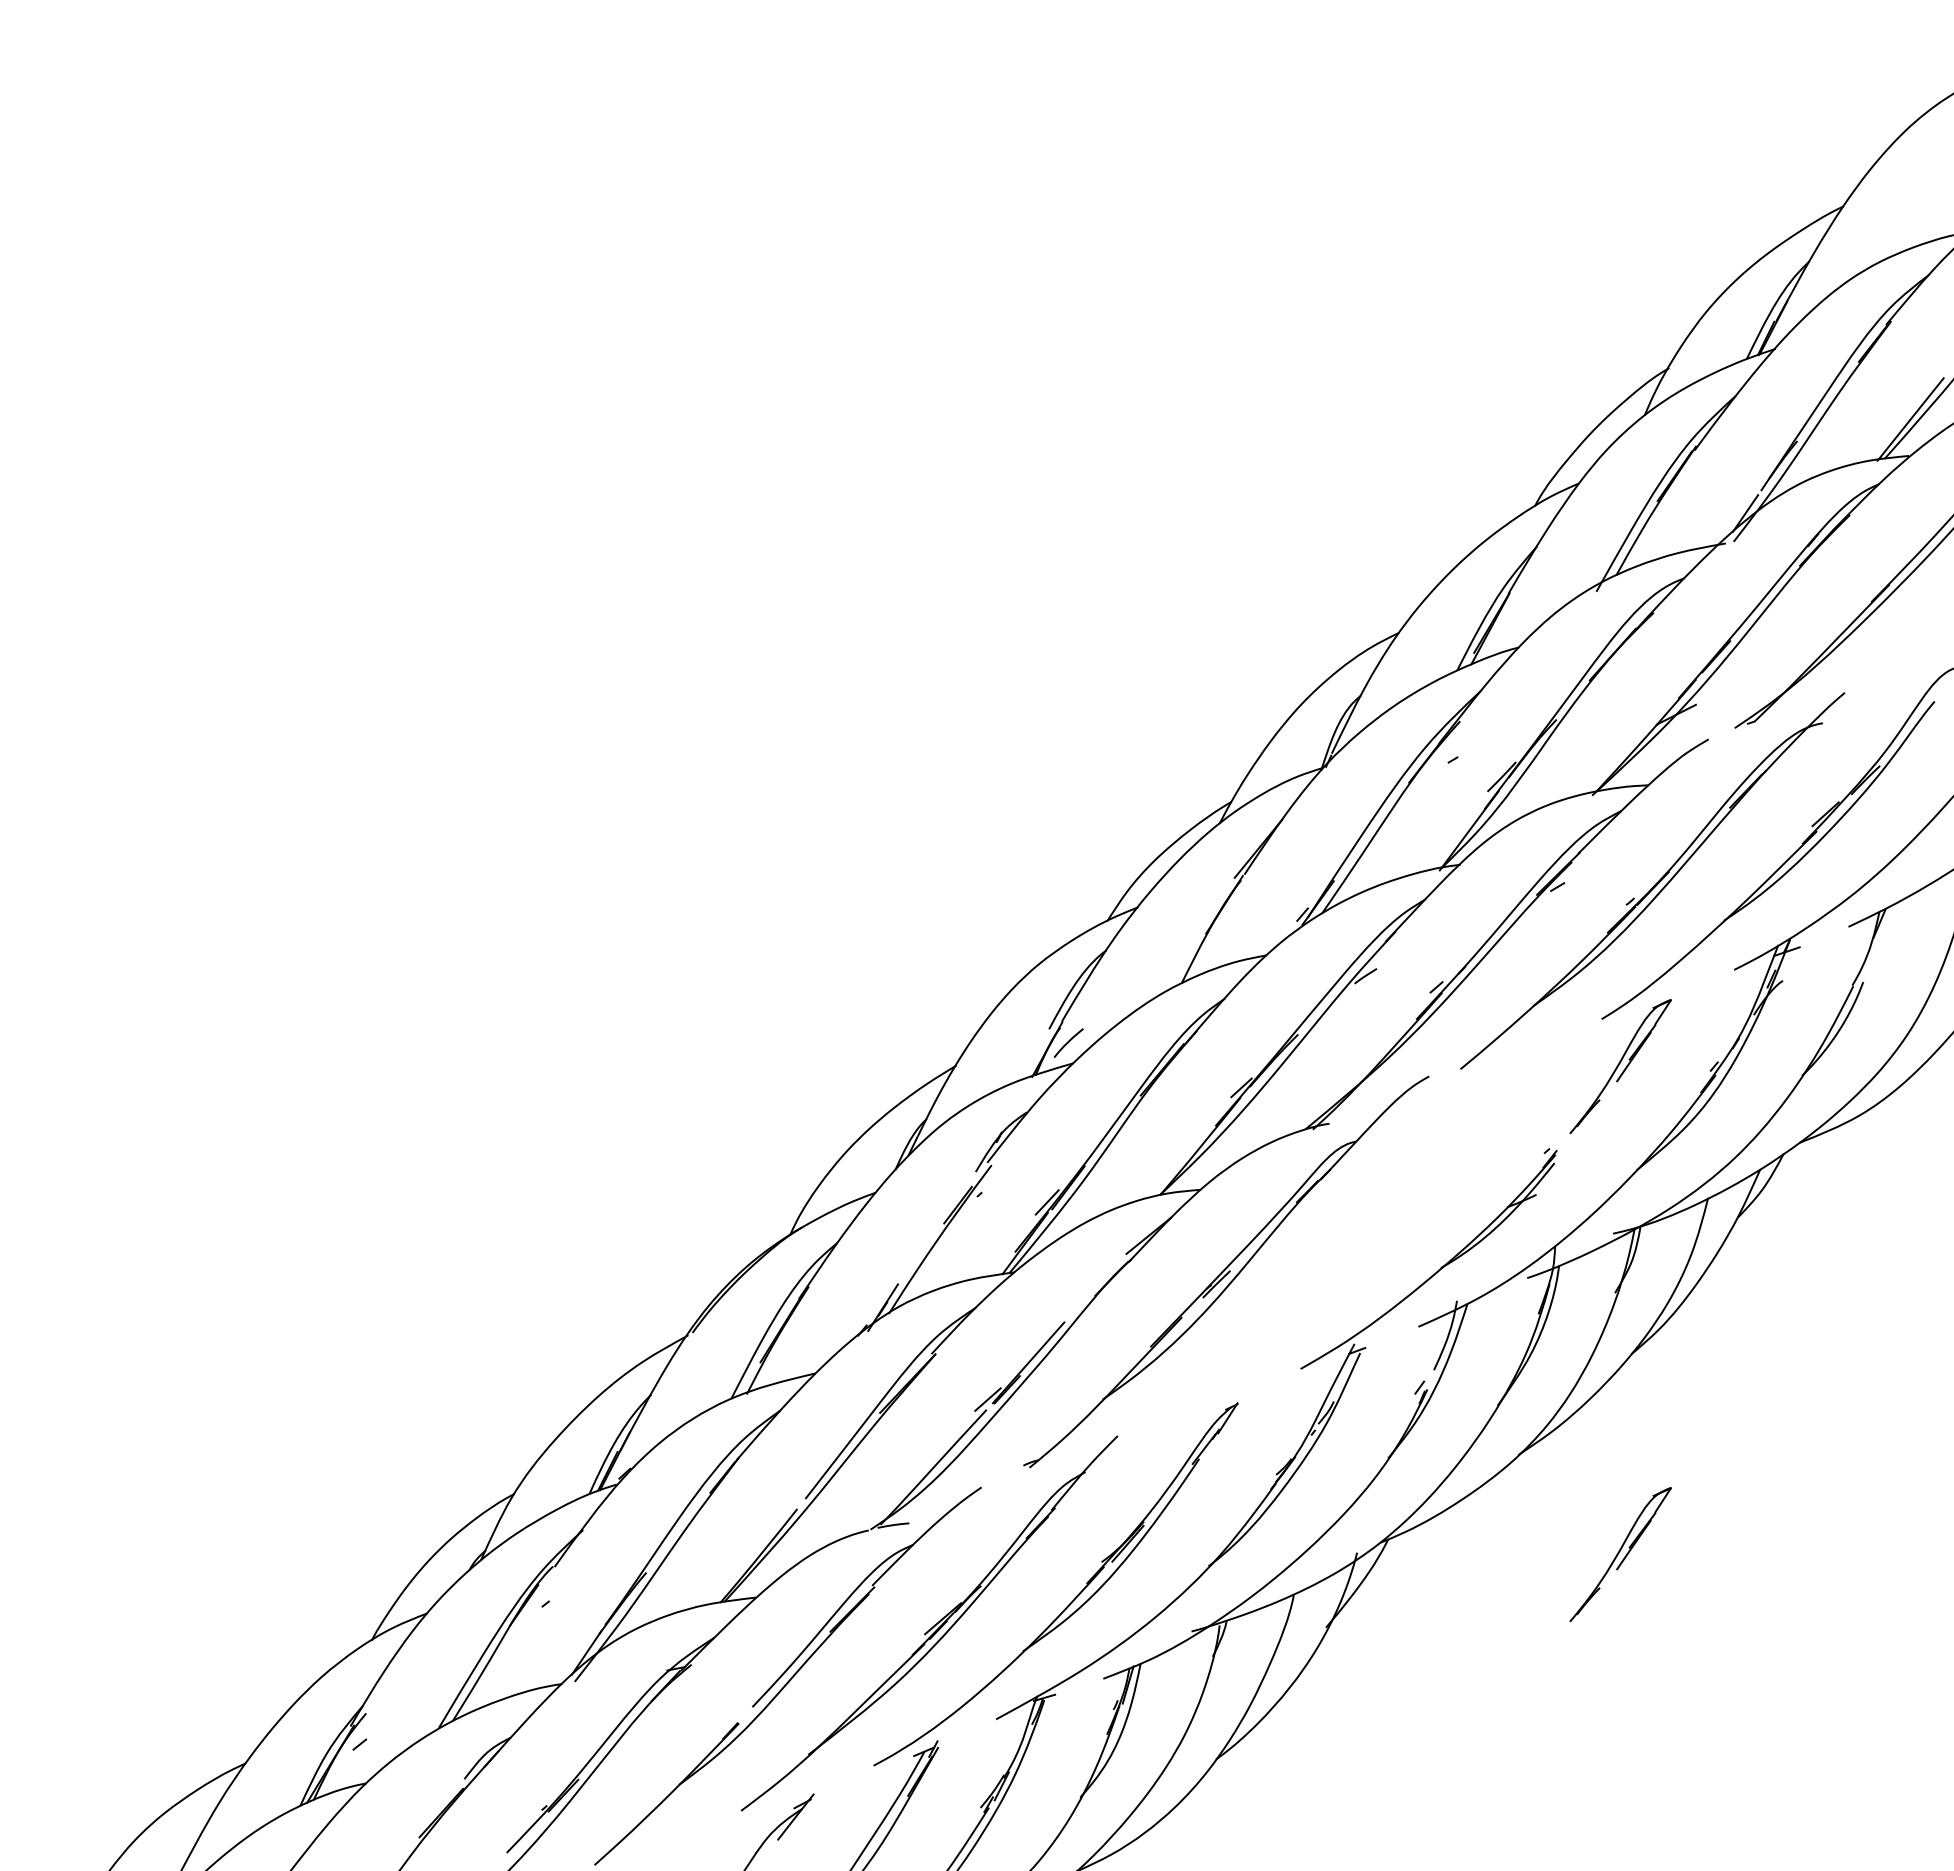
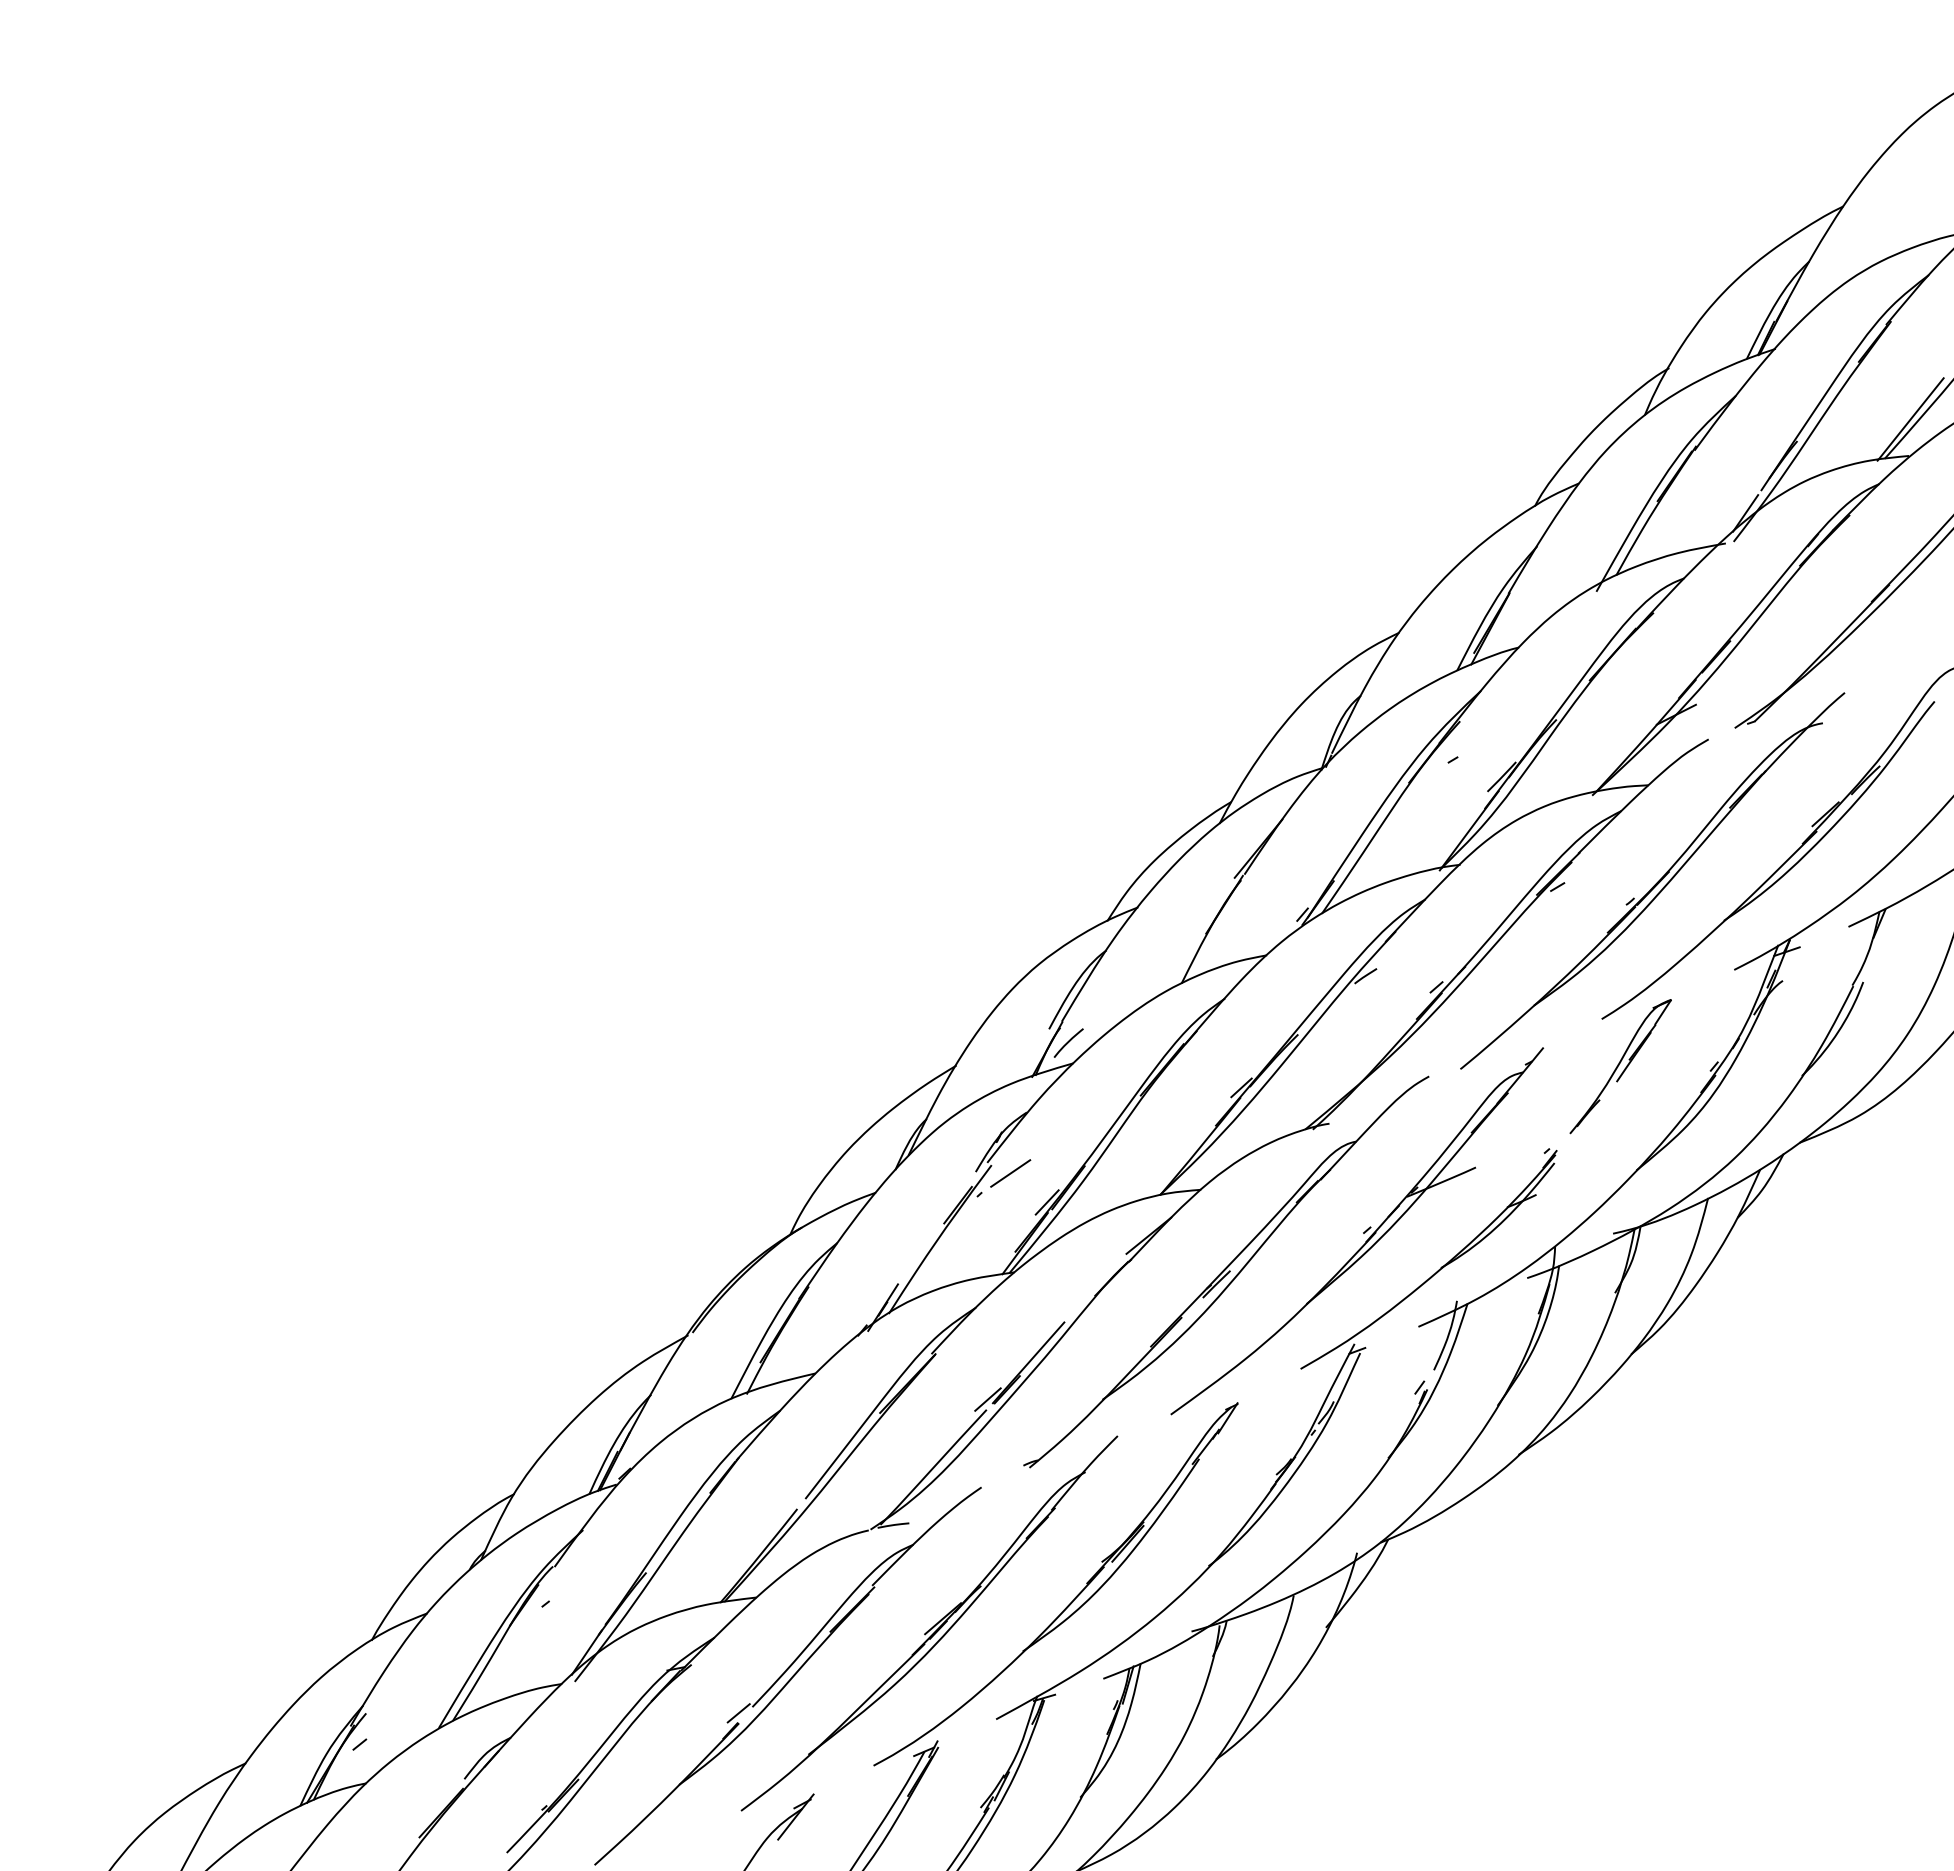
line: none -> present (1010, 1173)
part: none -> present (1363, 1232)
part: present -> none (1620, 1554)
line: none -> present (738, 1713)
